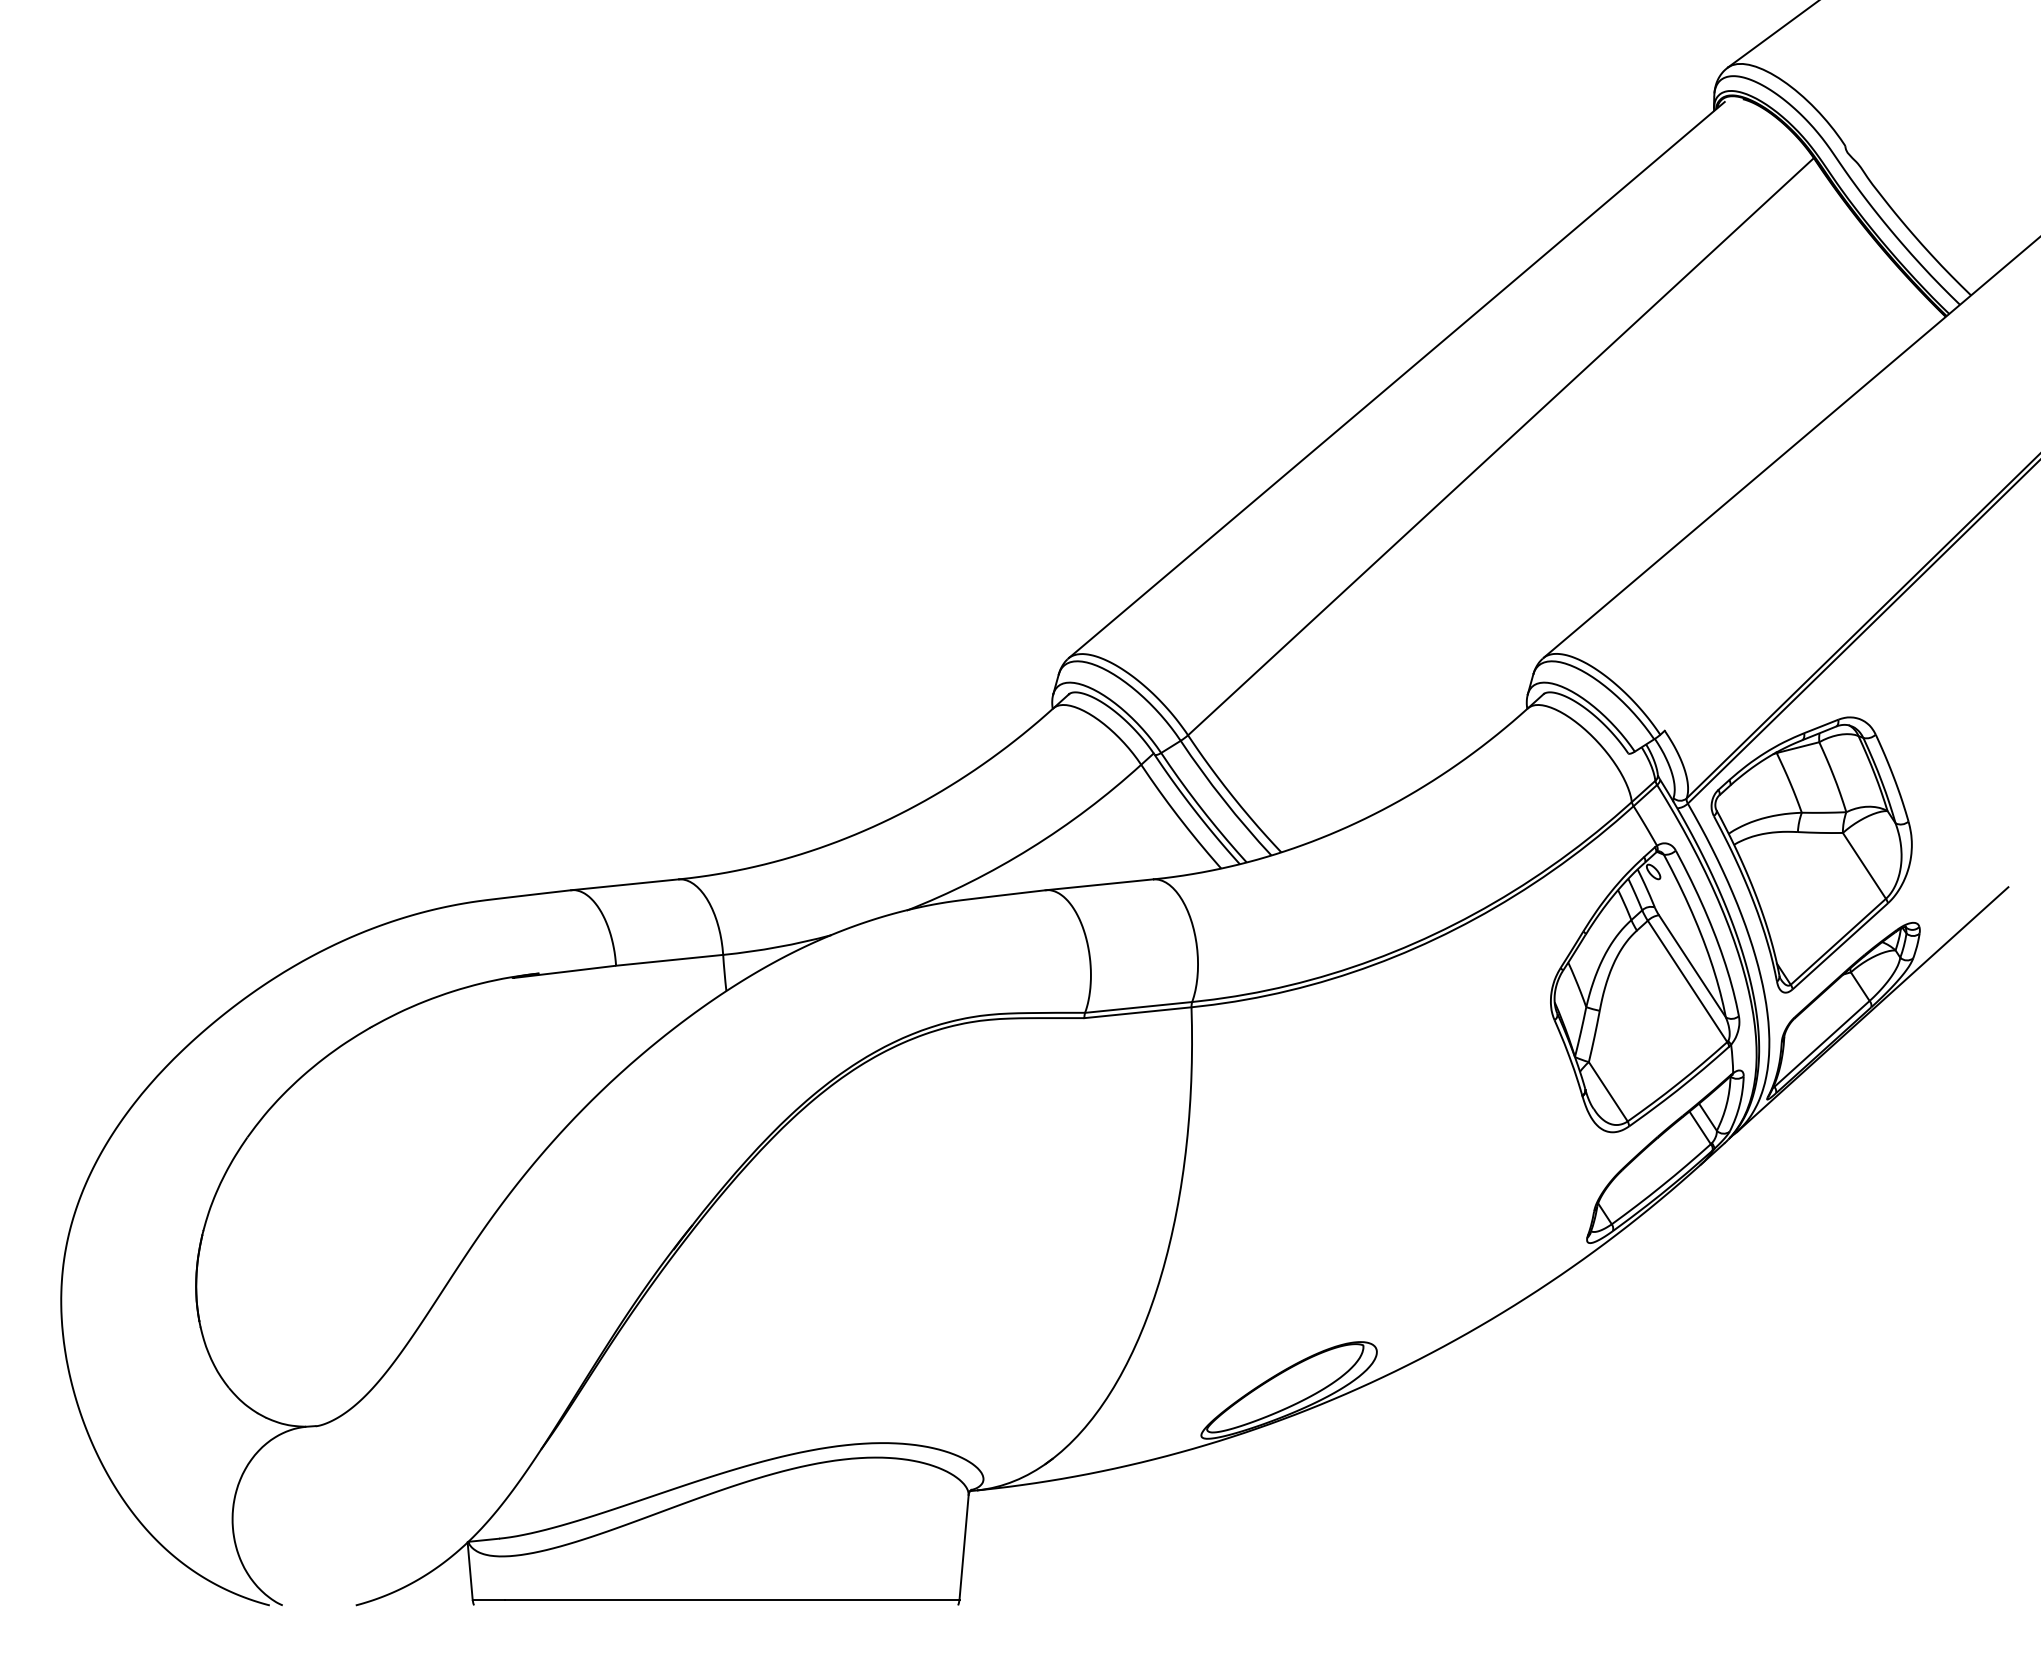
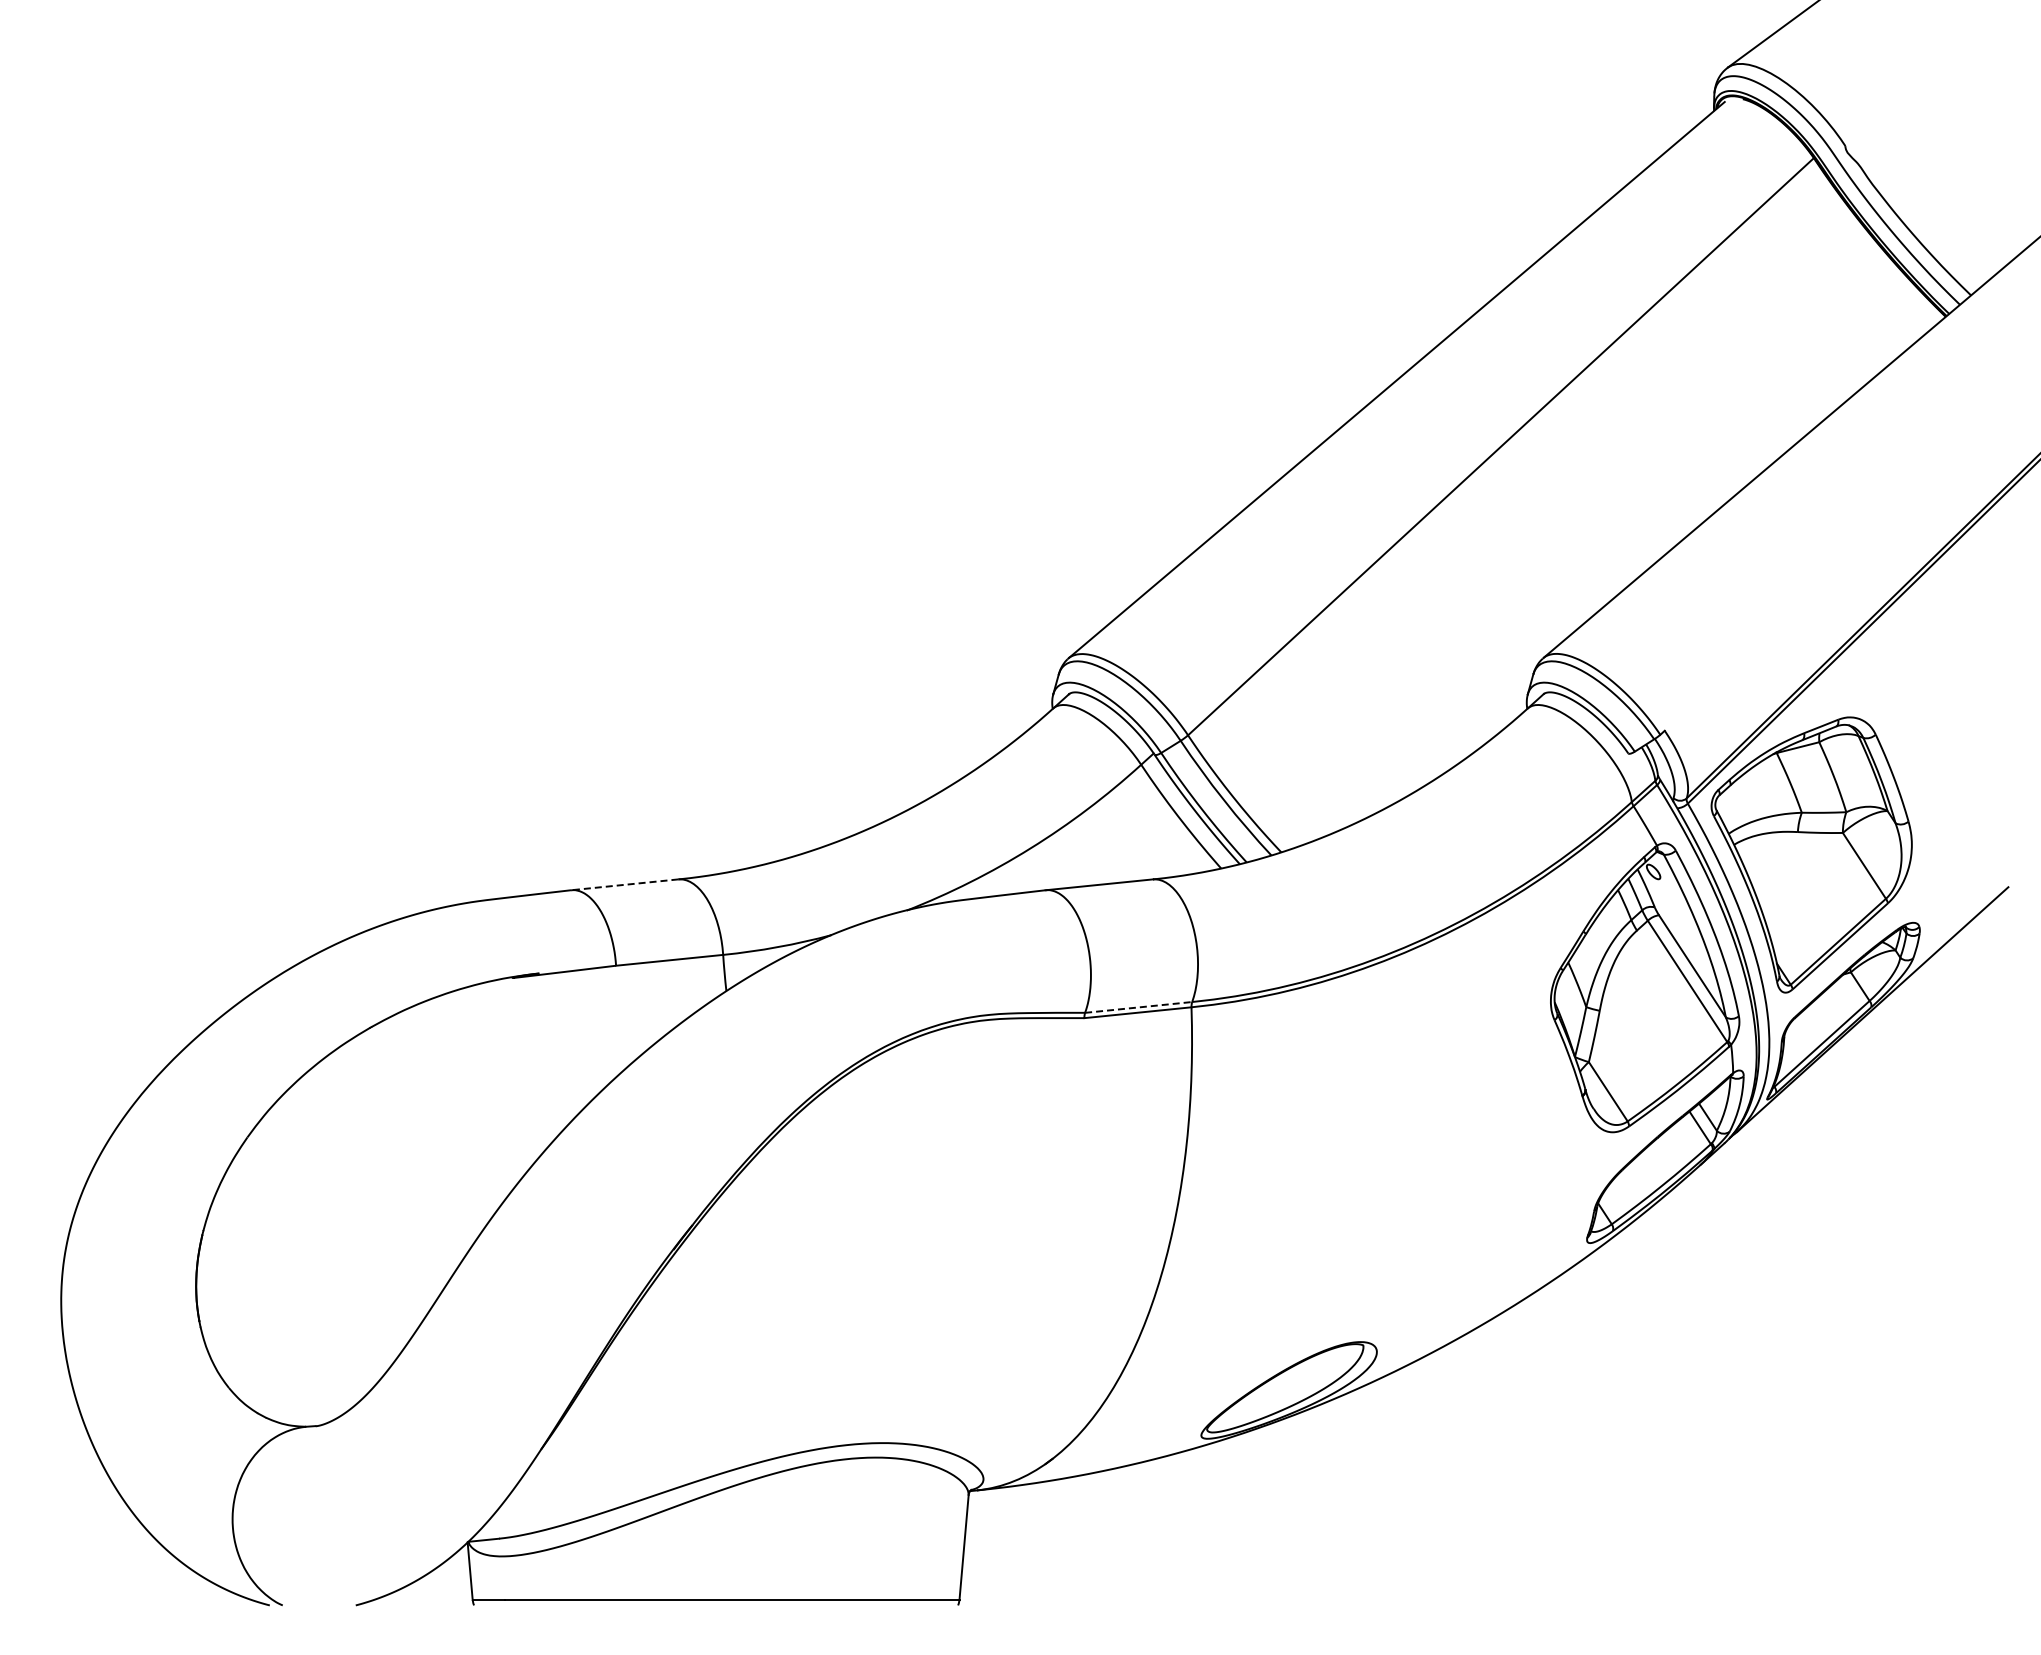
line: solid -> dashed (624, 884)
line: solid -> dashed (1138, 1007)
